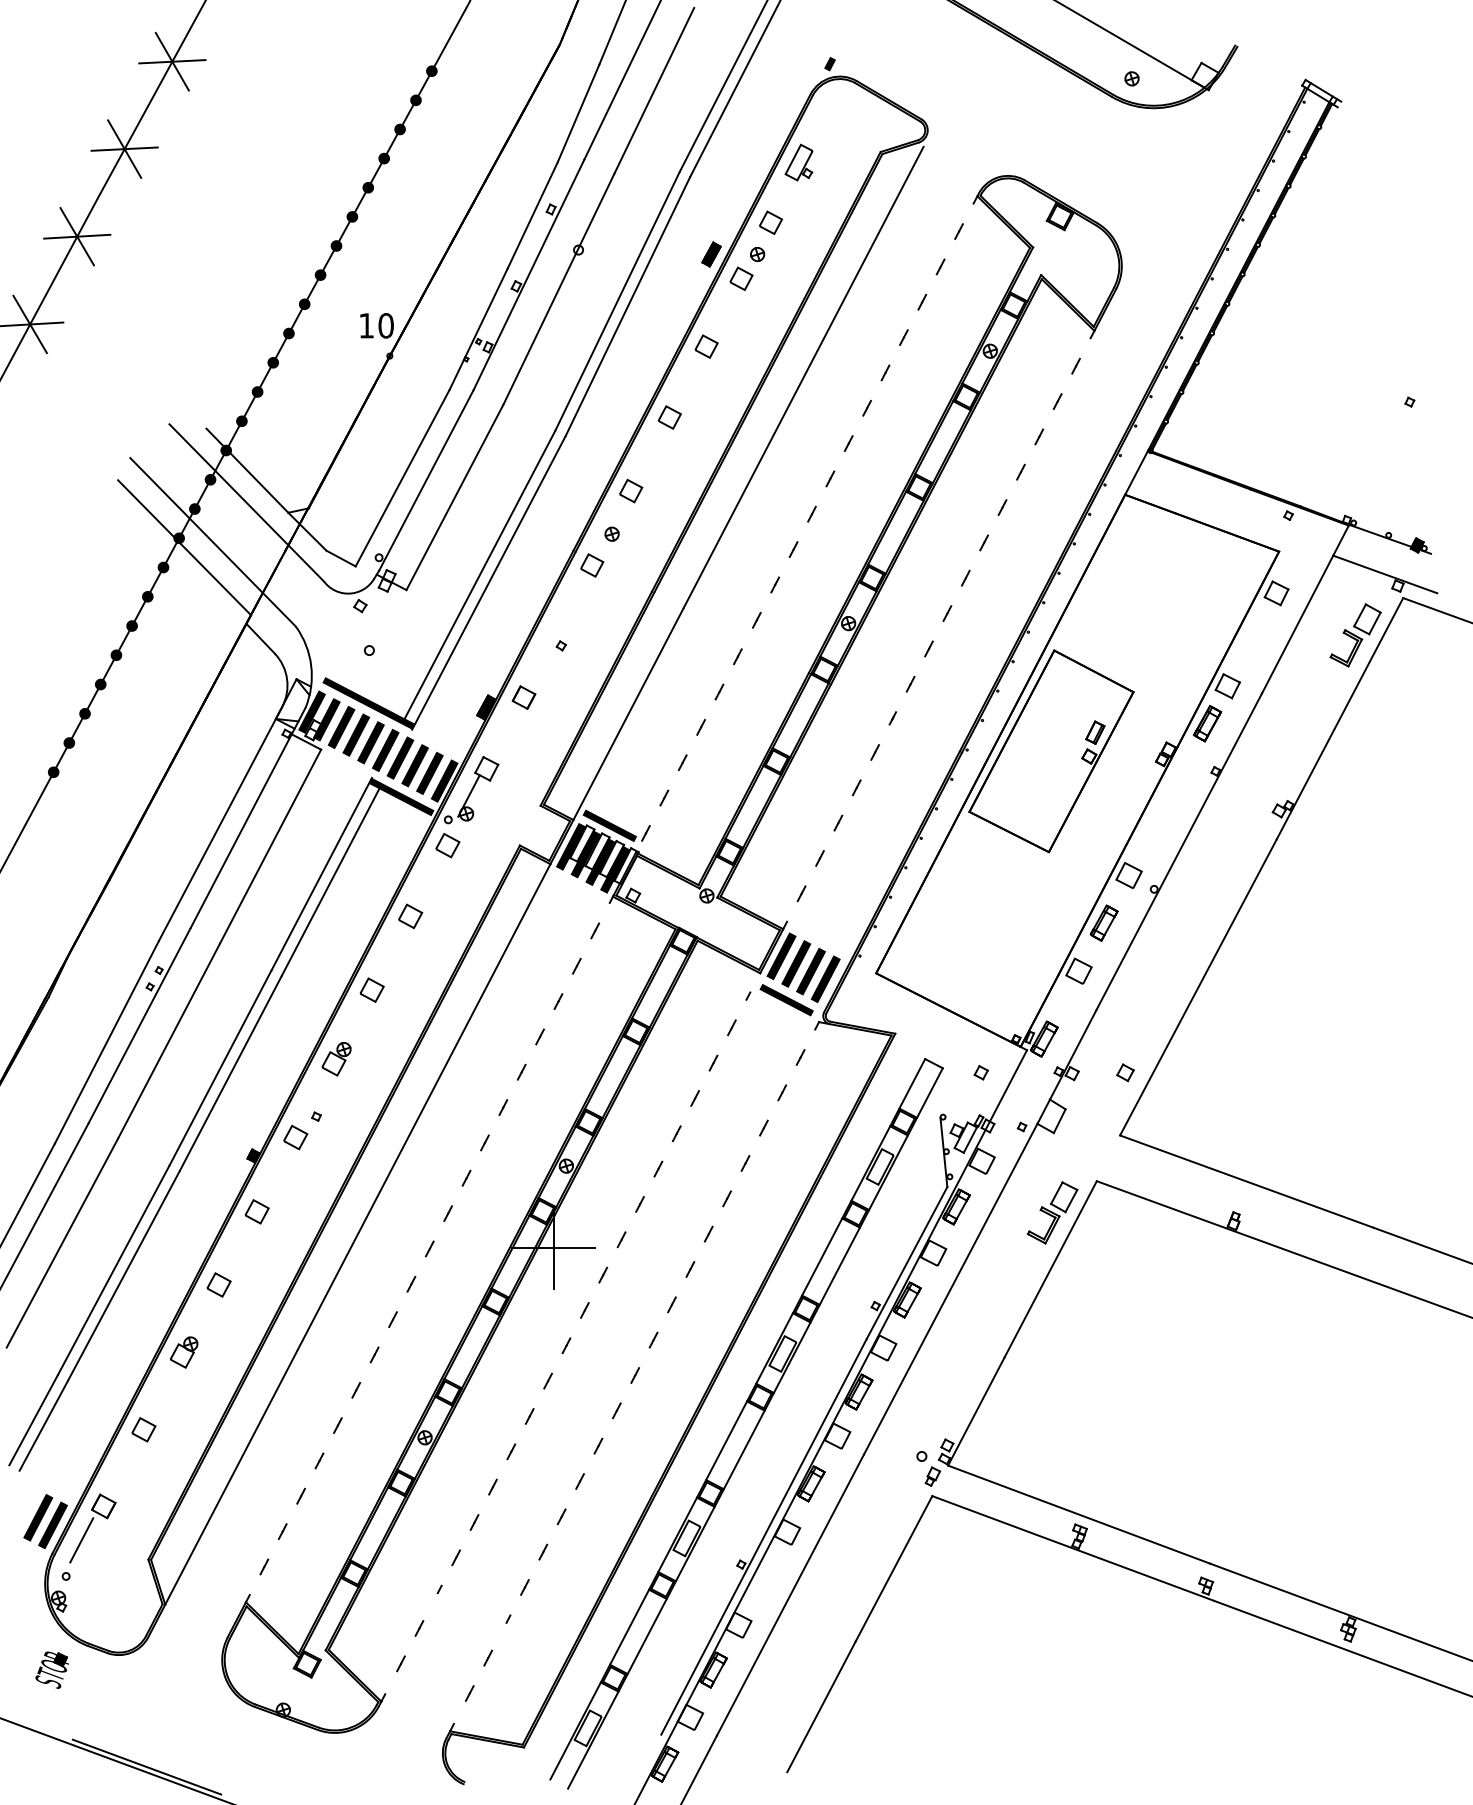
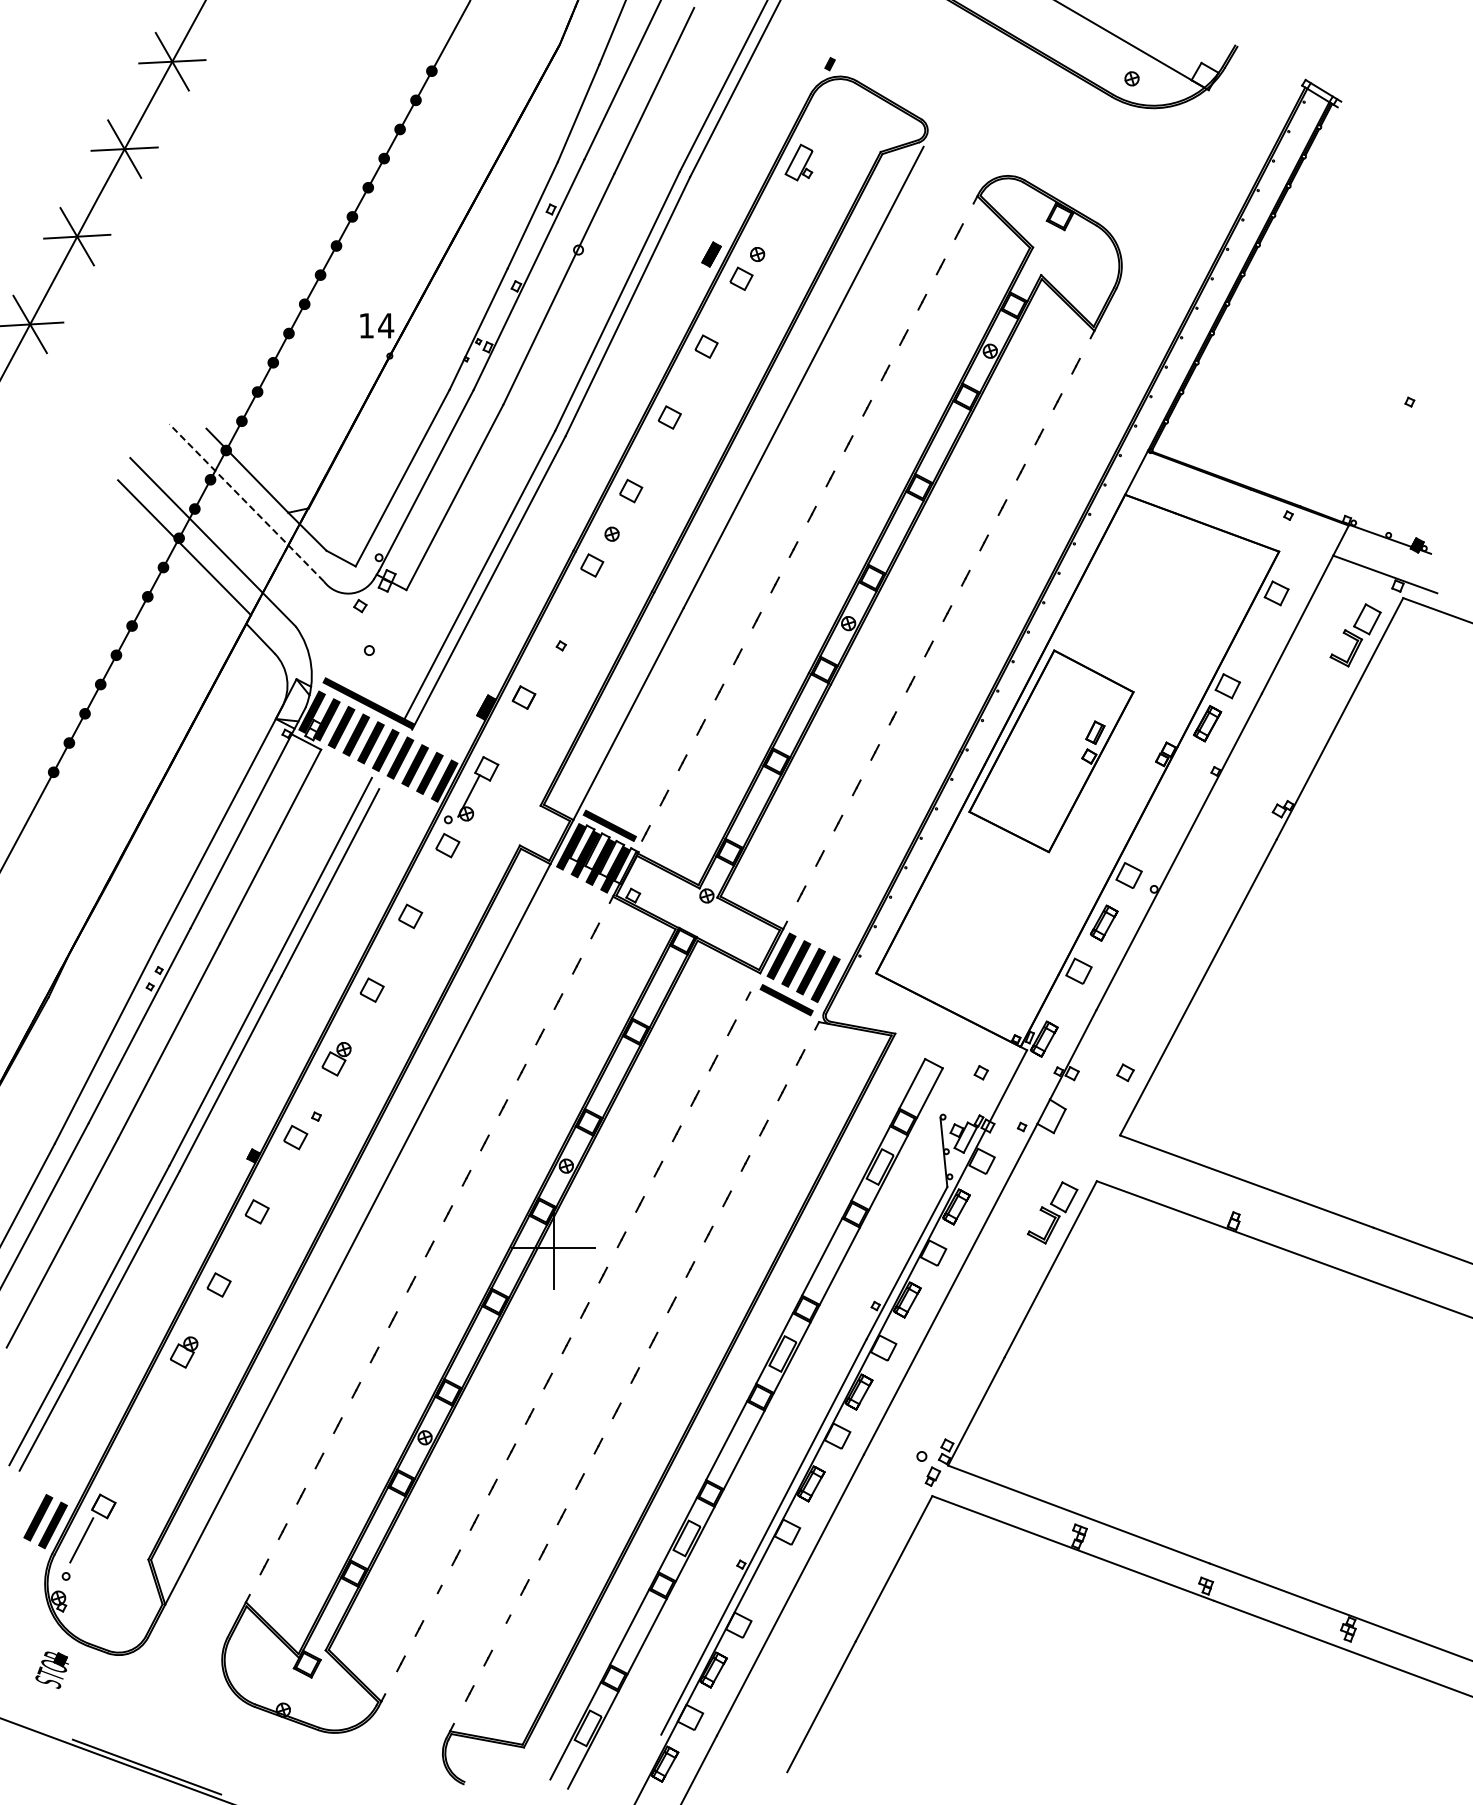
part: present -> none (771, 222)
text: 10 -> 14 (386, 325)
line: solid -> dashed (246, 502)
fill: present -> none (401, 796)
part: present -> none (143, 1429)
